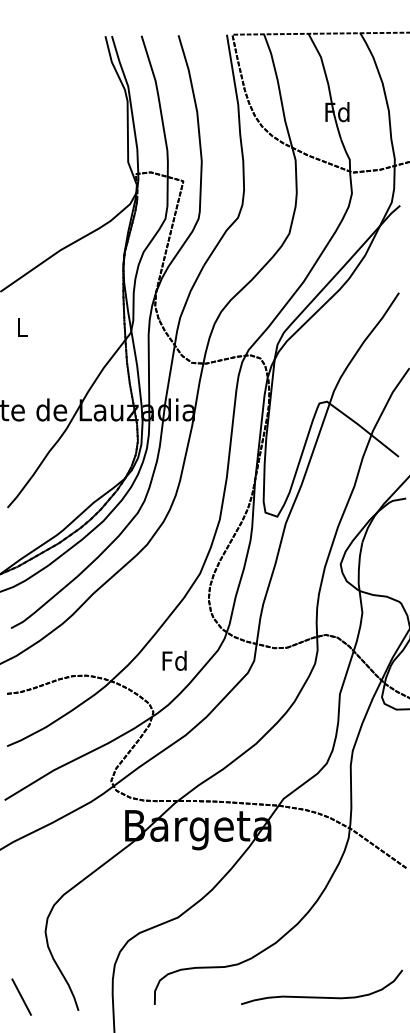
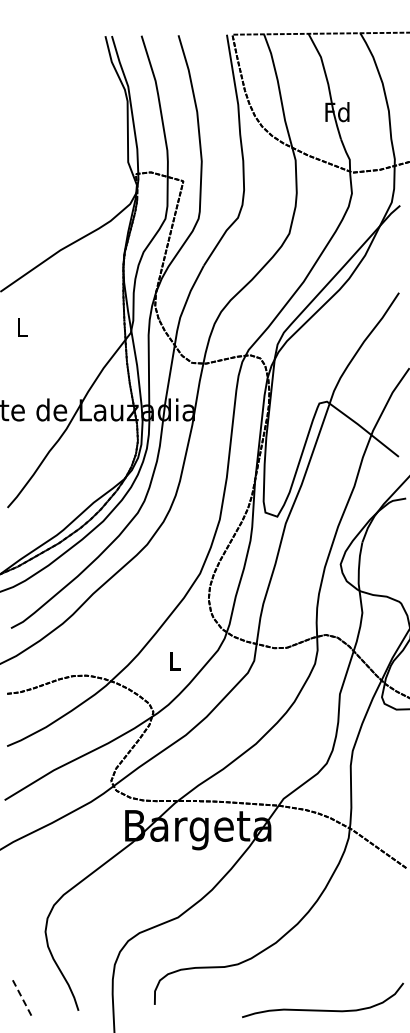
text: Fd -> L (174, 660)
curve position: (322, 996) -> (323, 1009) (323, 1009)
line: solid -> dashed (21, 997)
